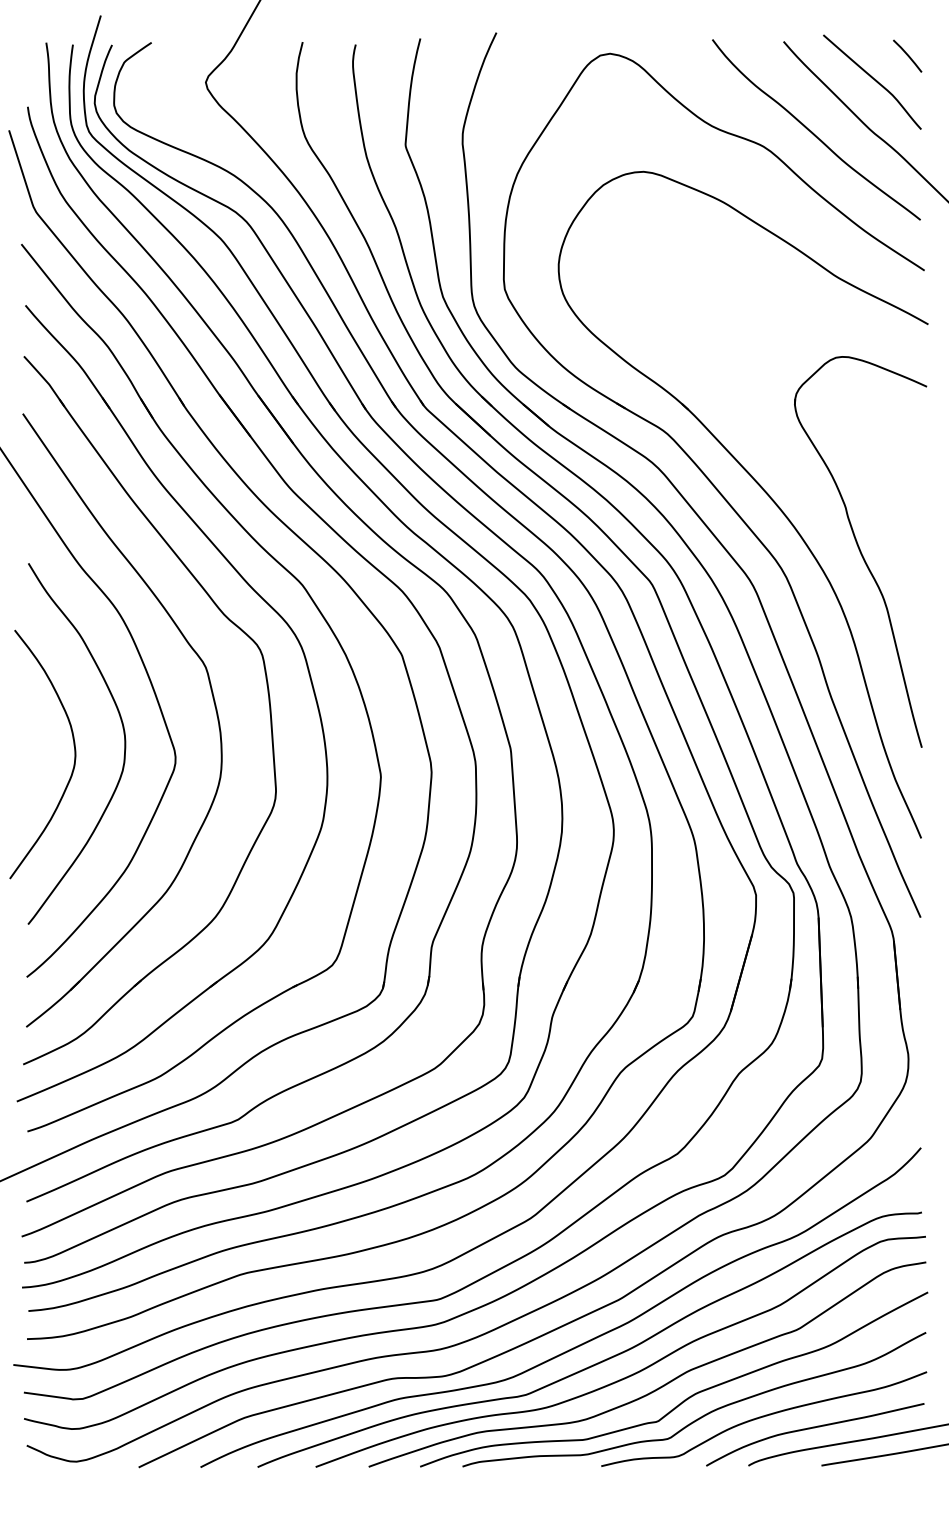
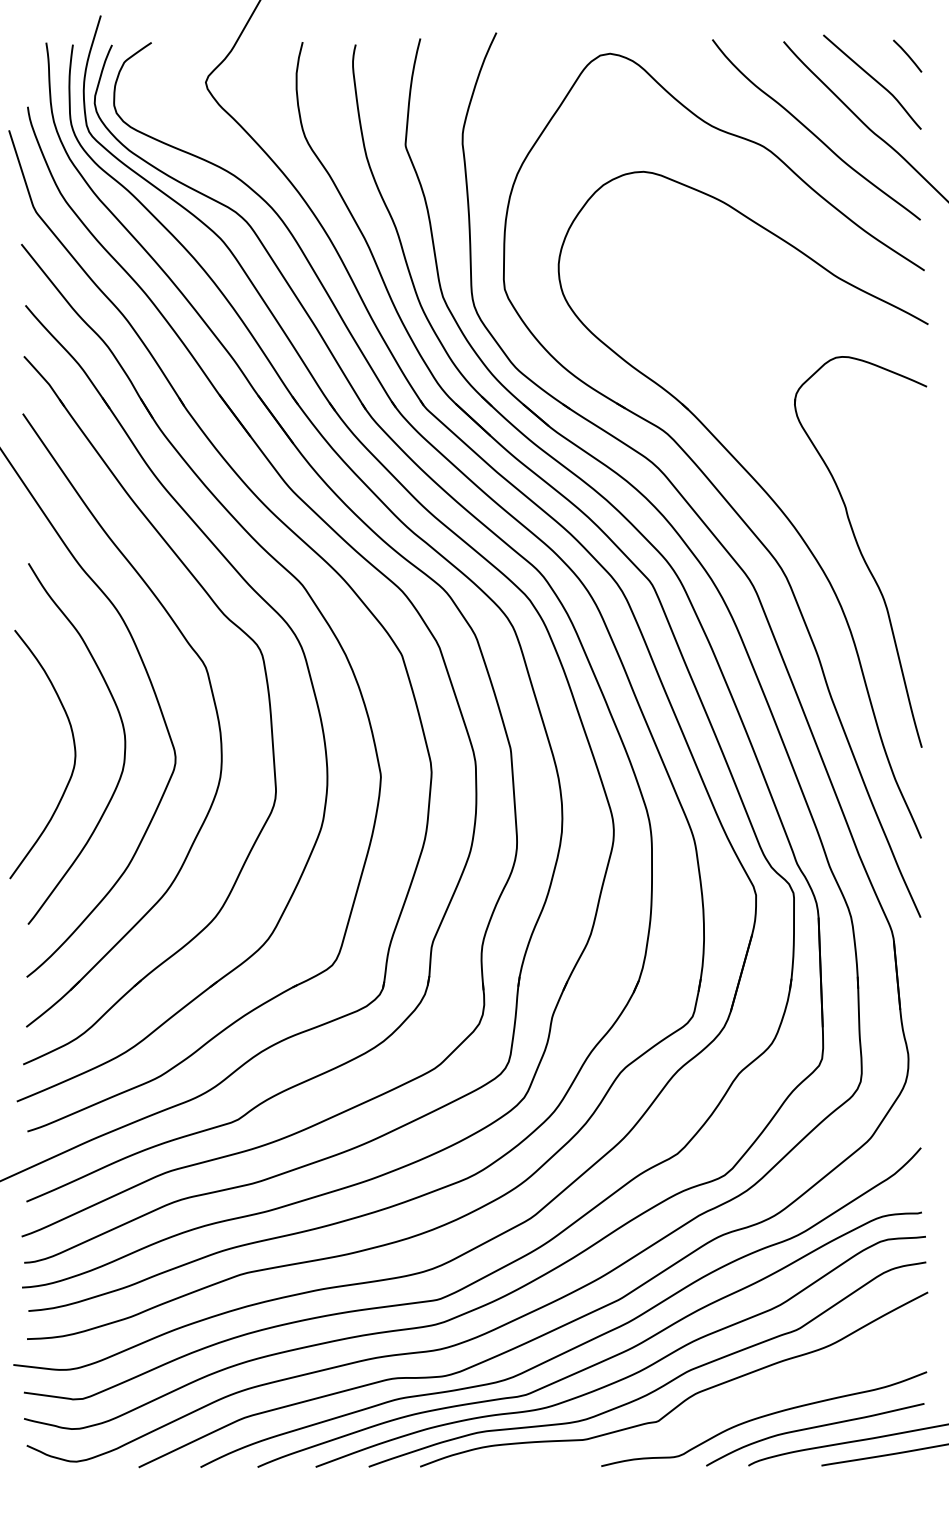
curve: present -> none (702, 1415)
